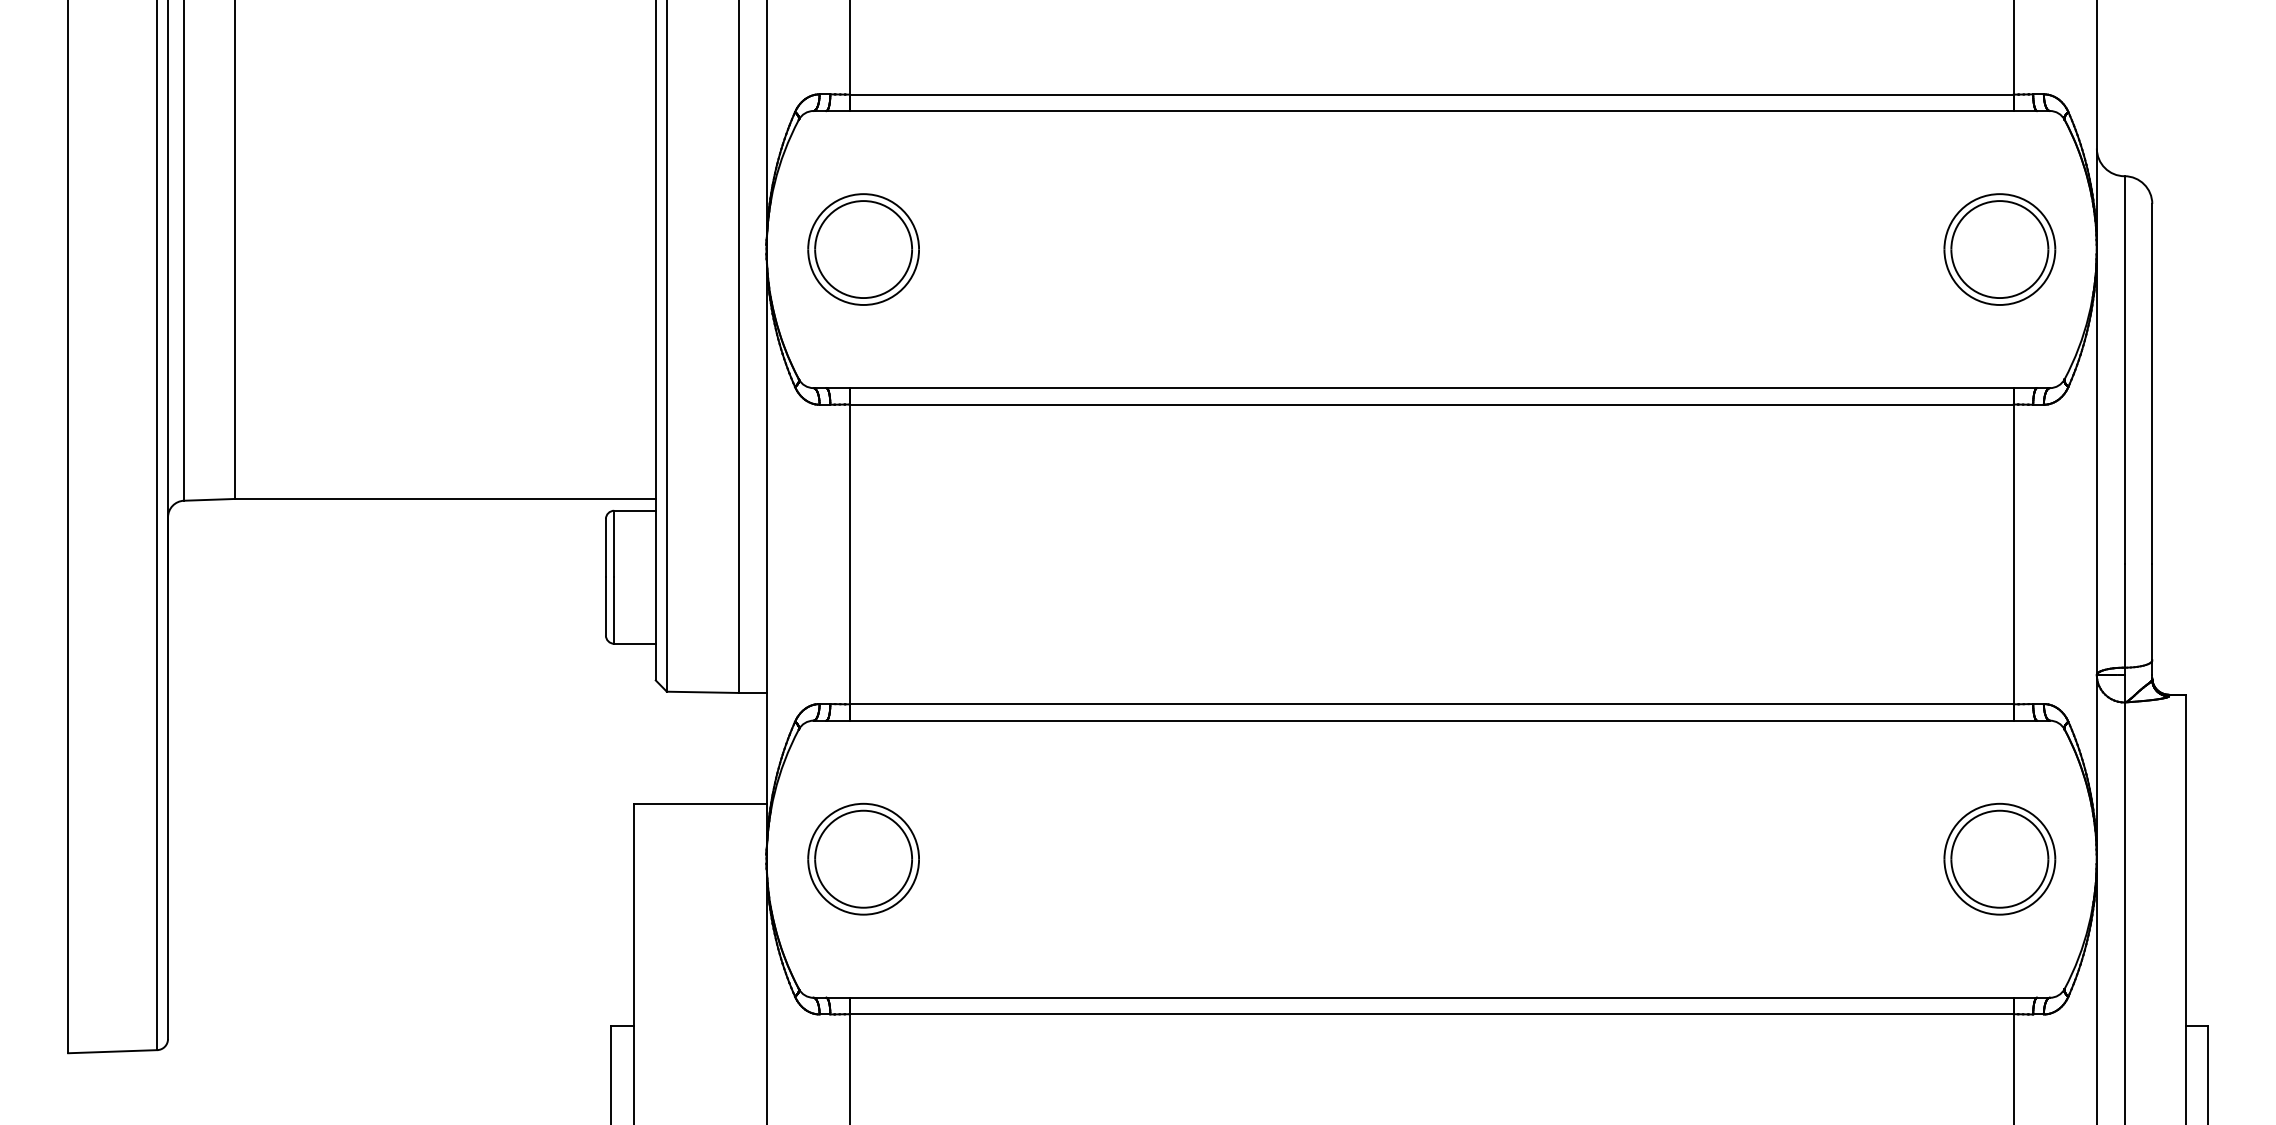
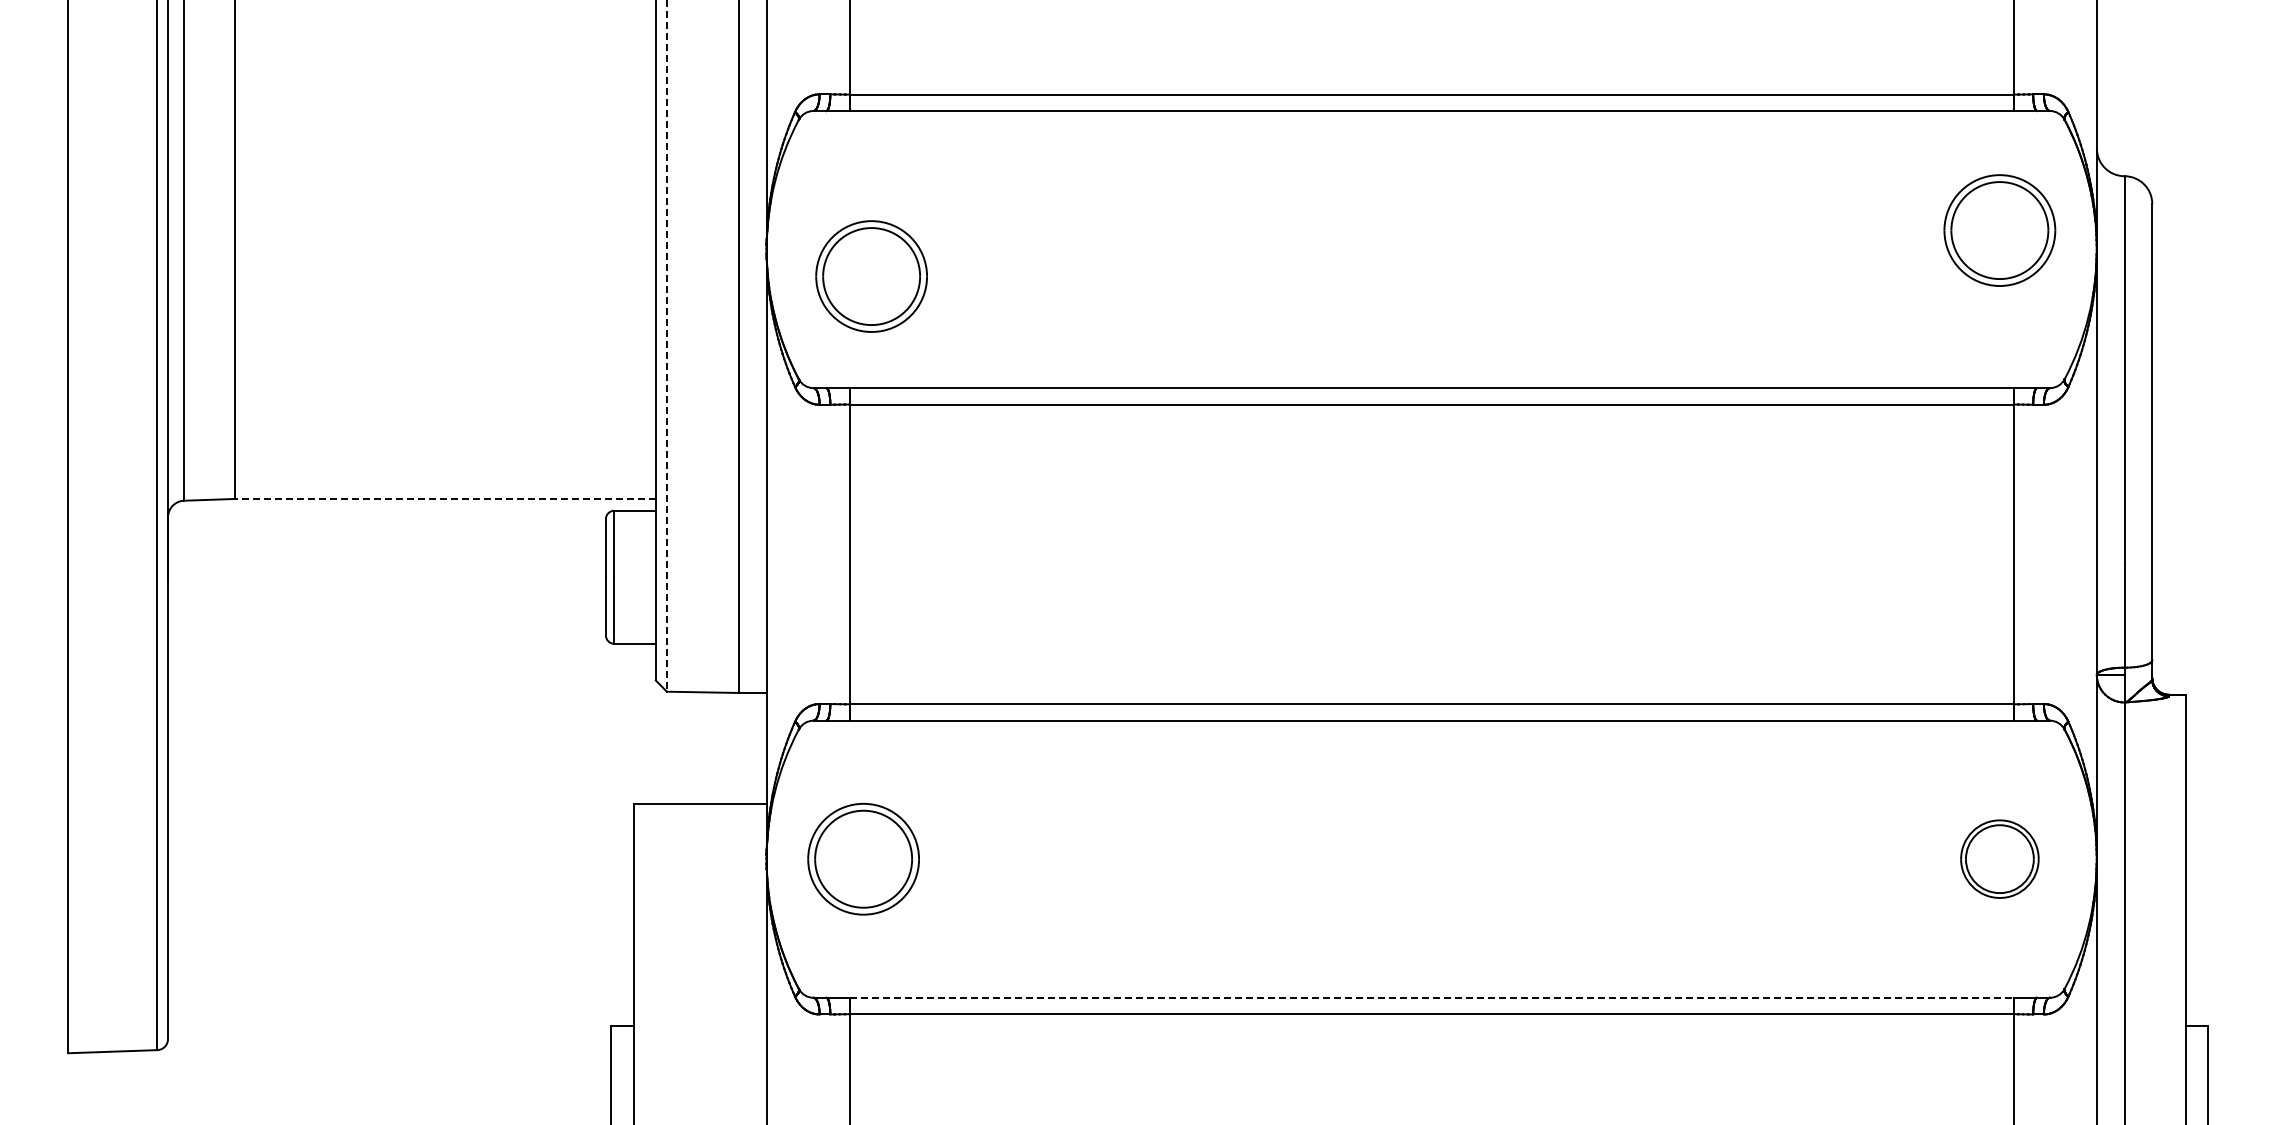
part position: (863, 249) -> (871, 276) (871, 276)
part position: (1999, 249) -> (1999, 230) (1999, 230)
line: solid -> dashed (666, 346)
line: solid -> dashed (445, 498)
part size: 114x114 px -> 80x80 px (1999, 858)
line: solid -> dashed (1431, 997)
